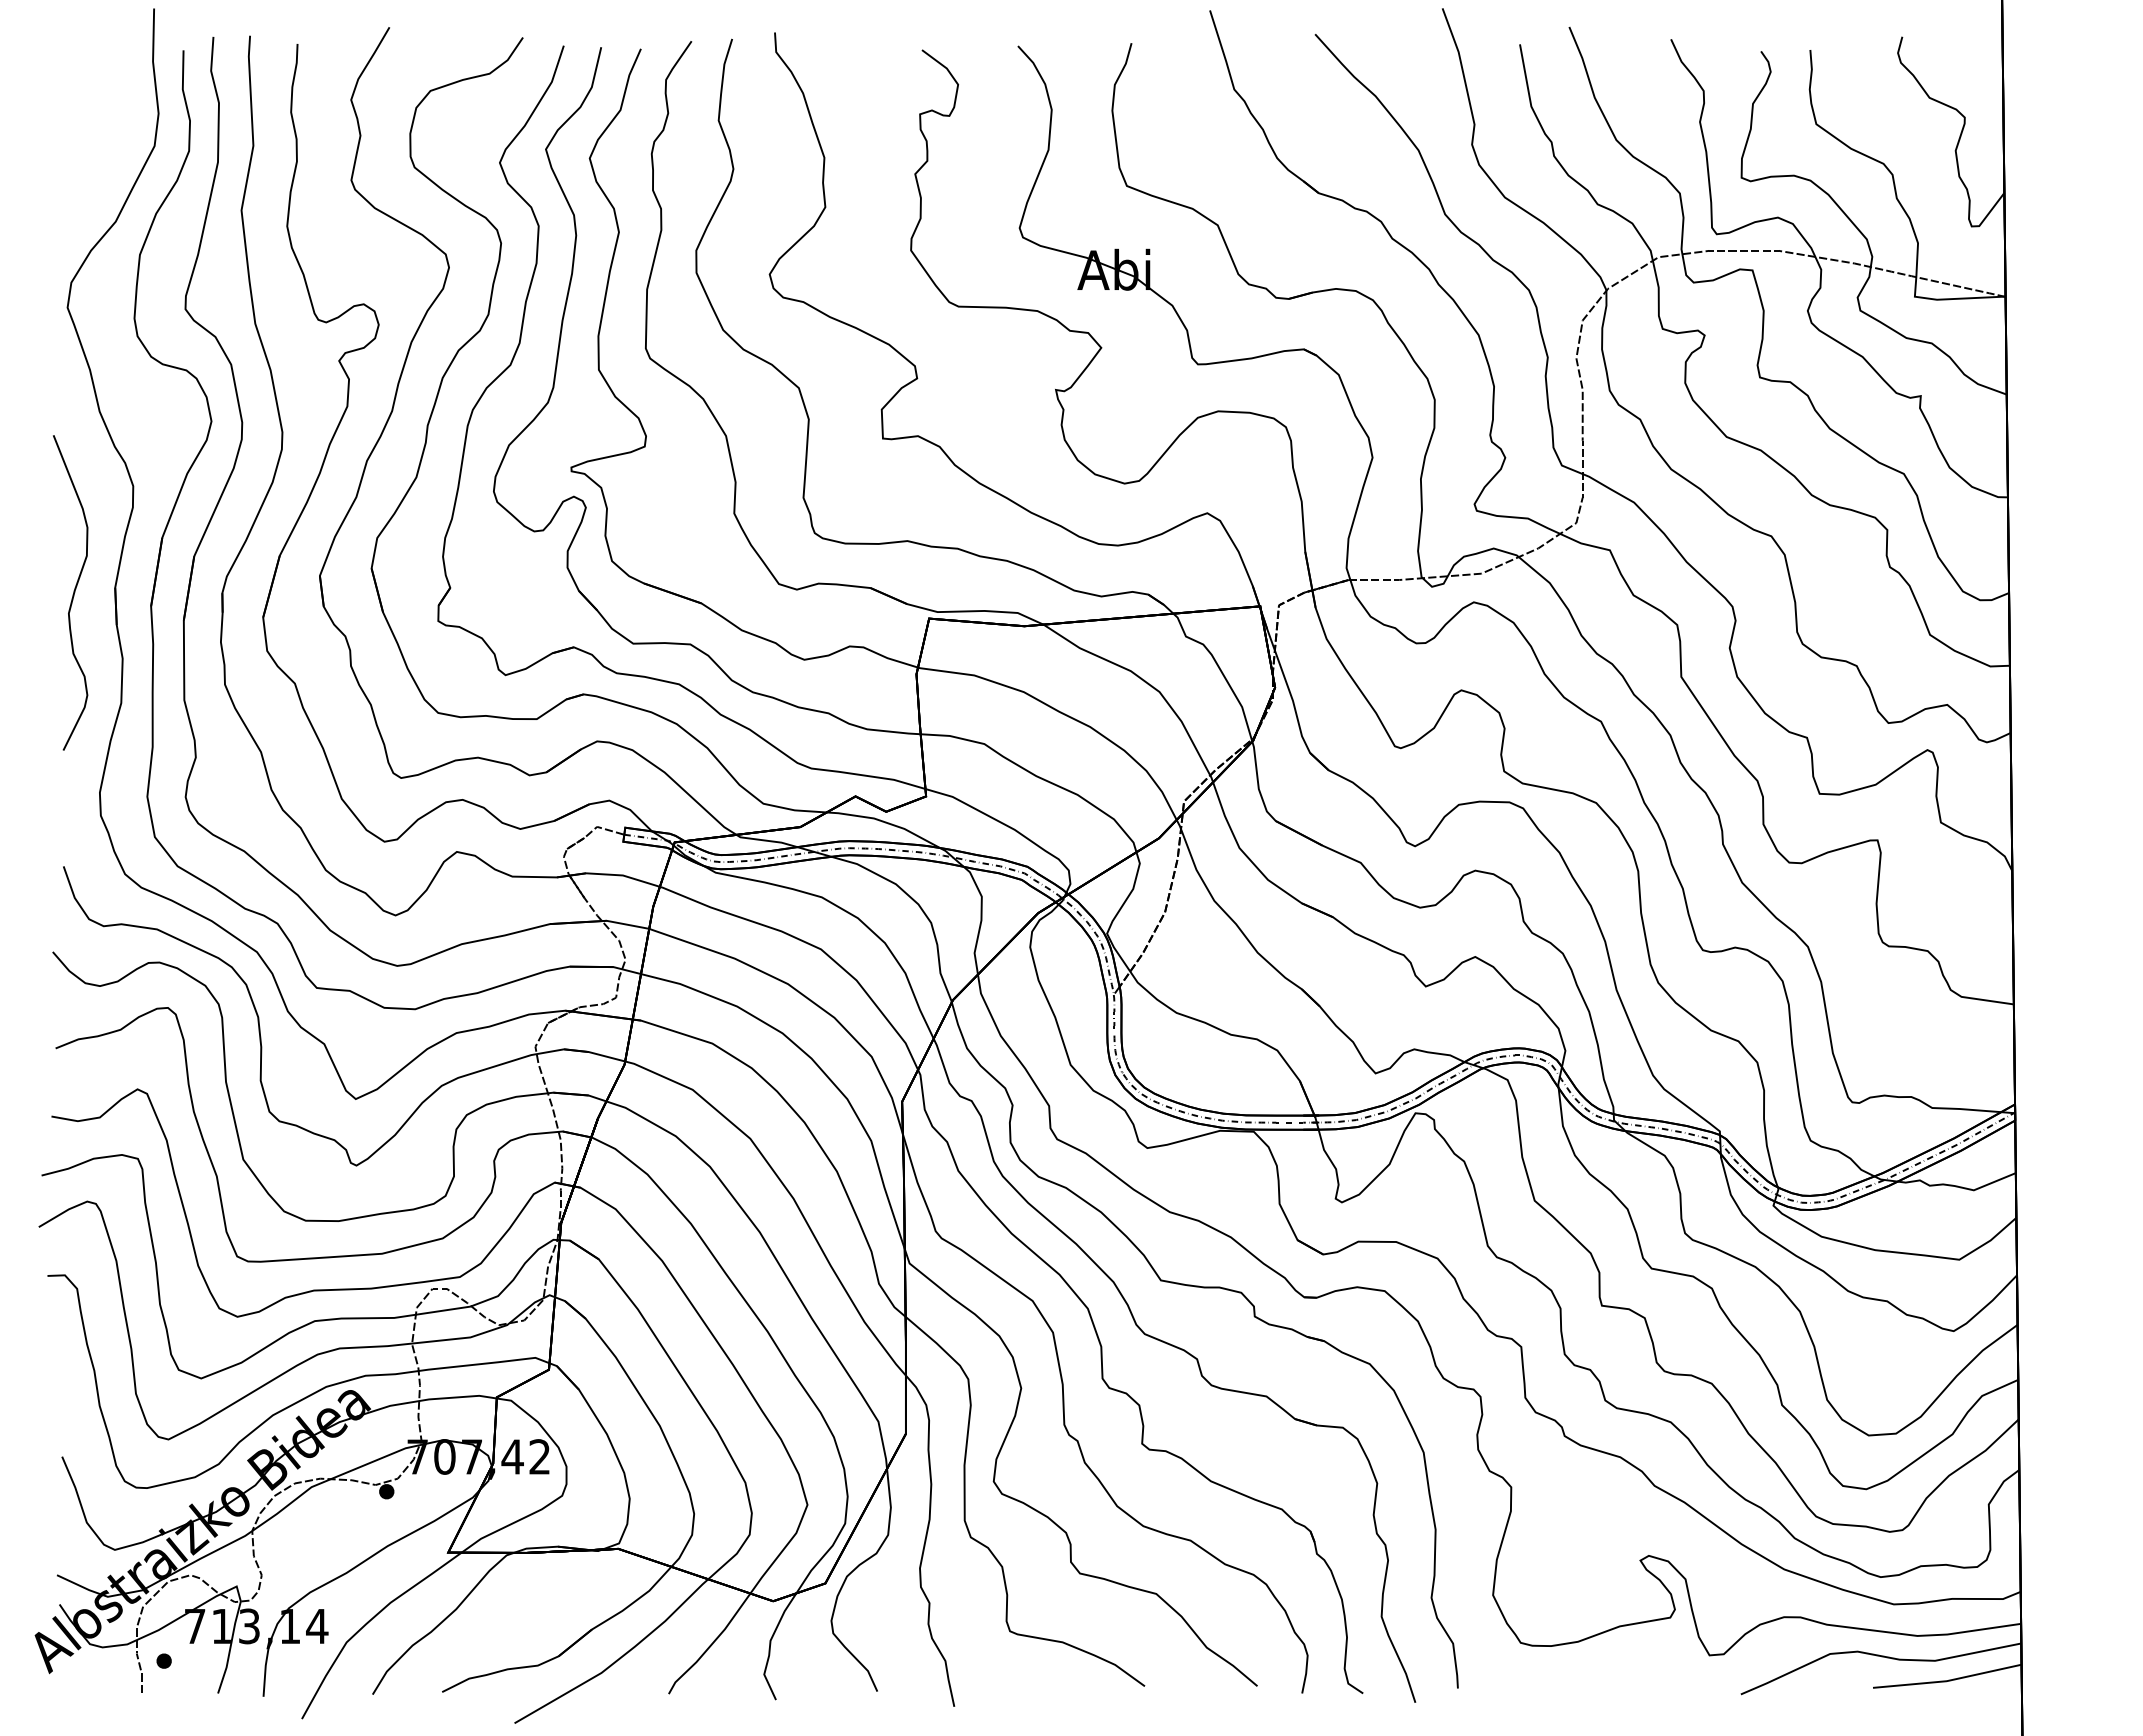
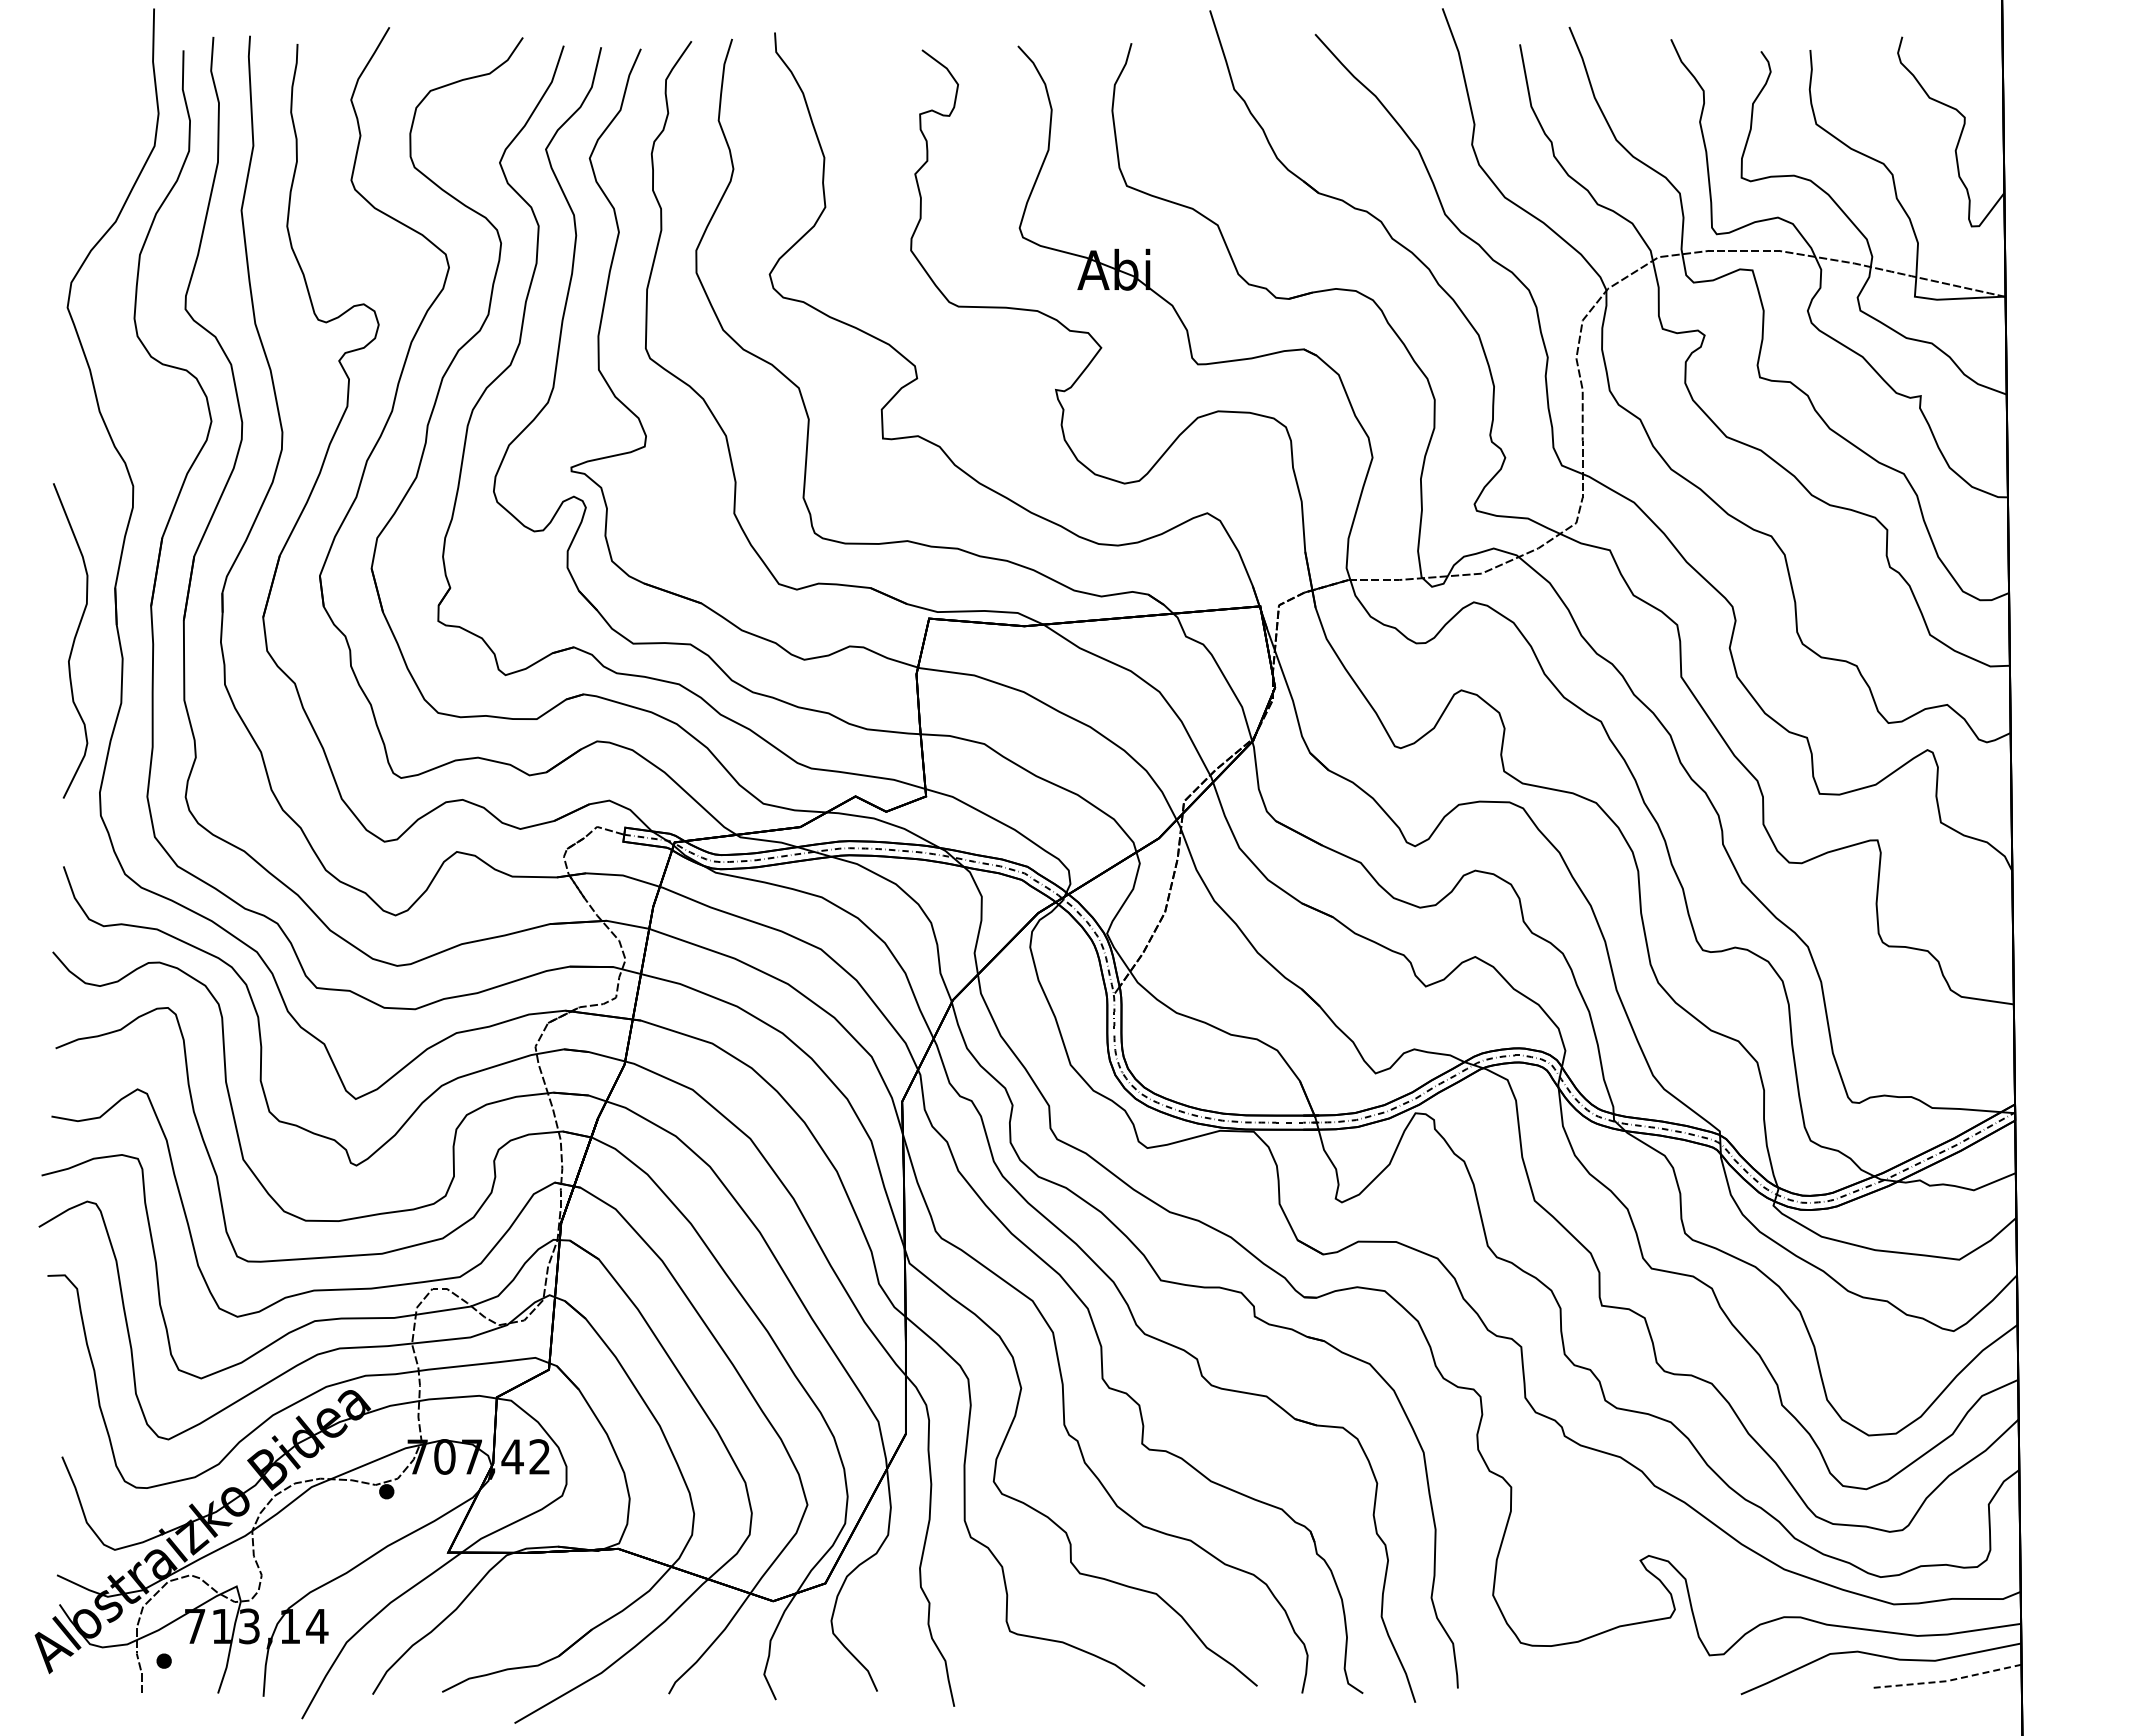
curve position: (72, 594) -> (72, 642) (72, 642)
line: solid -> dashed (1946, 1681)
